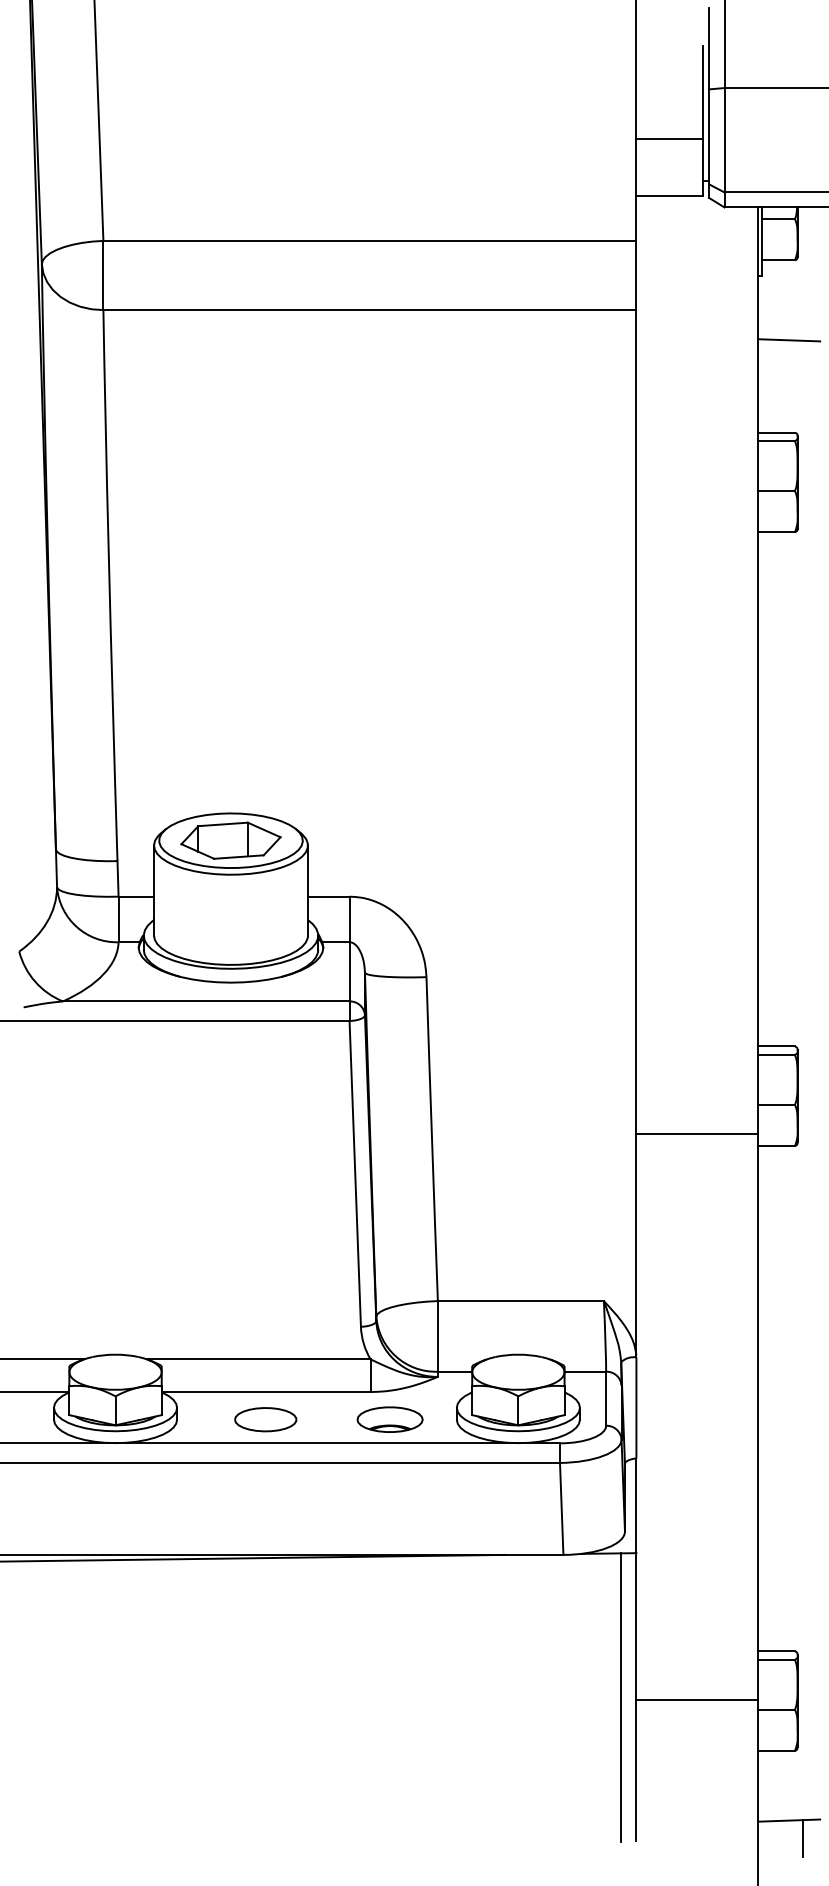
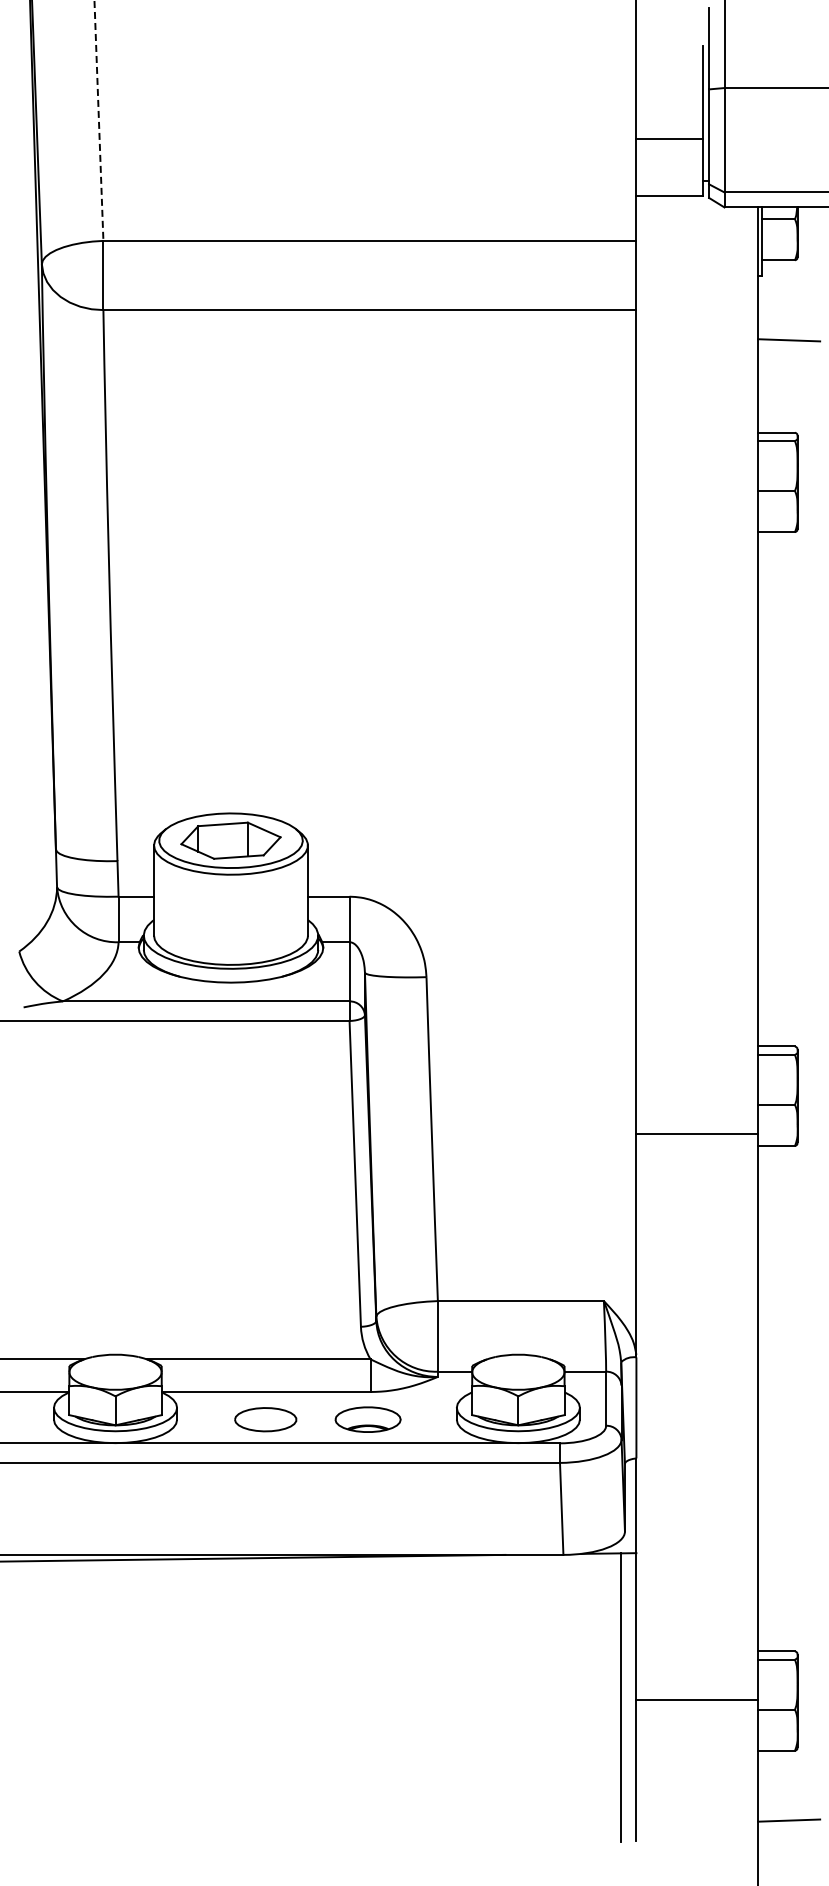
line: solid -> dashed (98, 121)
part position: (389, 1419) -> (367, 1419) (367, 1419)
line: present -> none (802, 1838)
